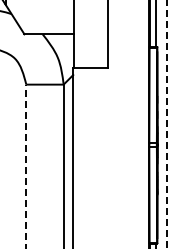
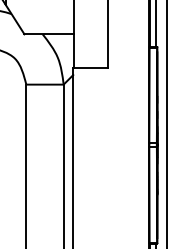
line: dashed -> solid (167, 124)
line: dashed -> solid (26, 166)
